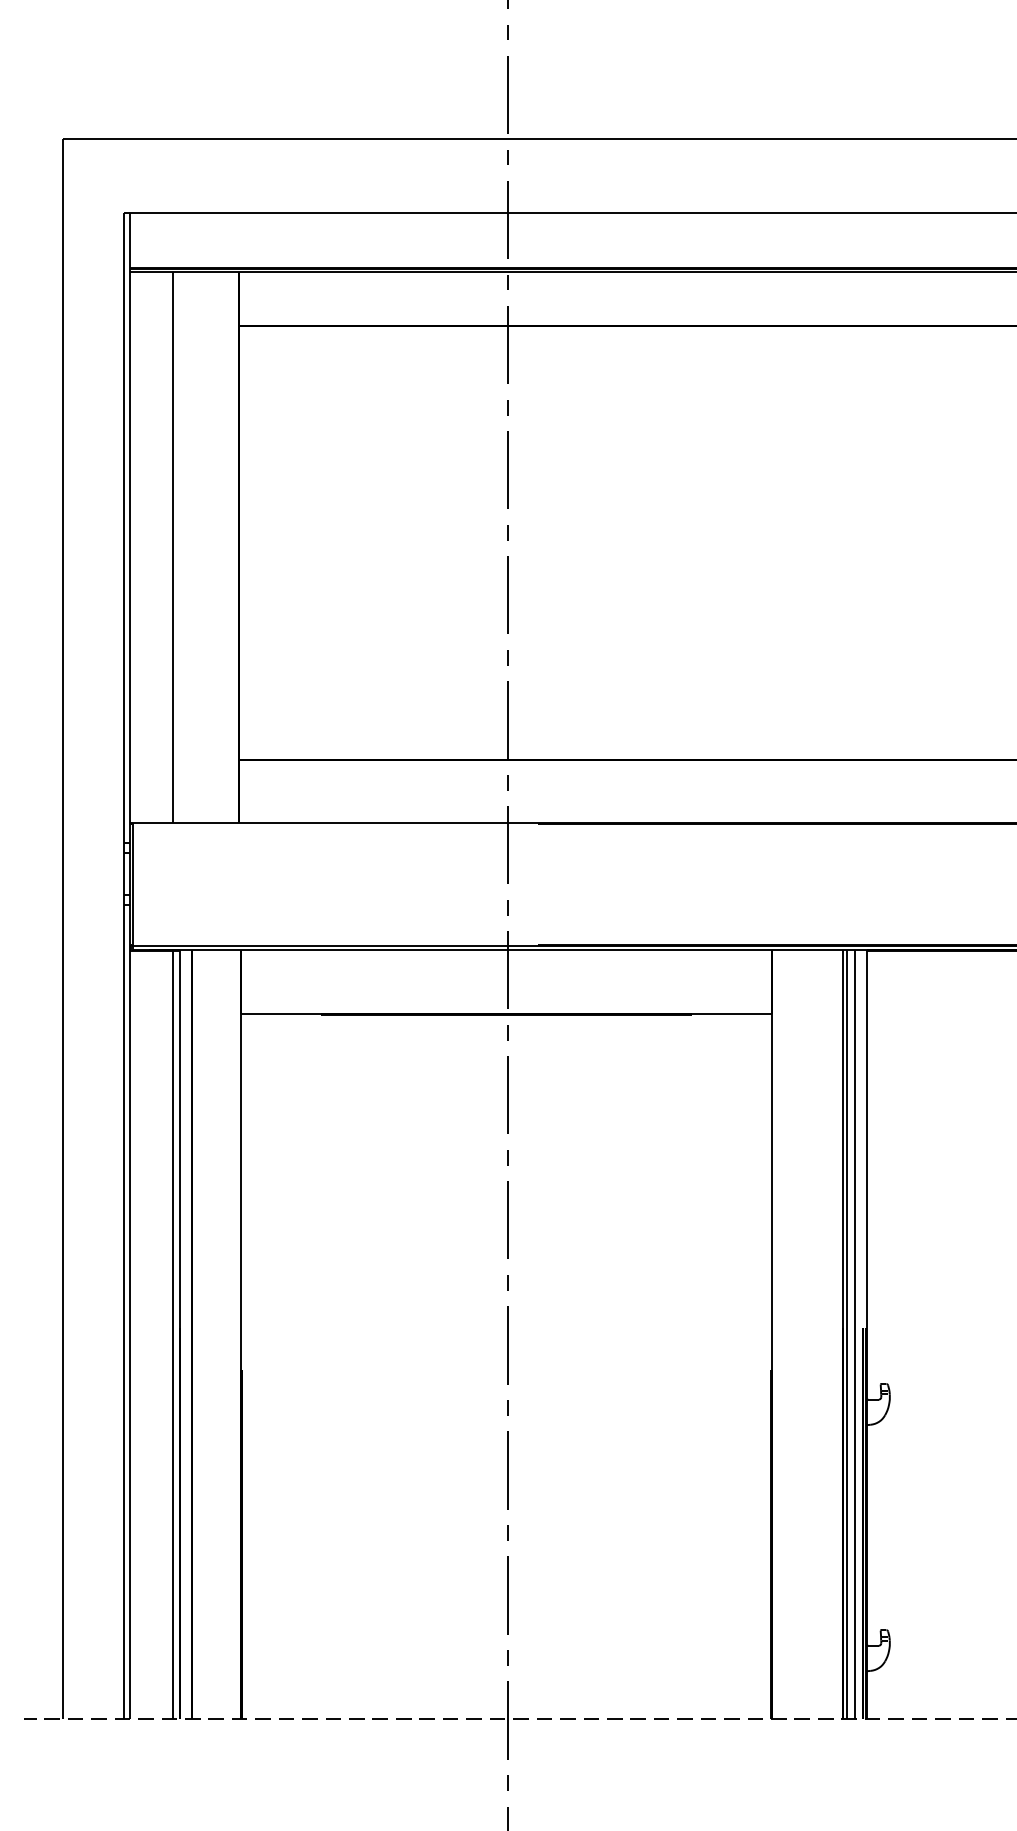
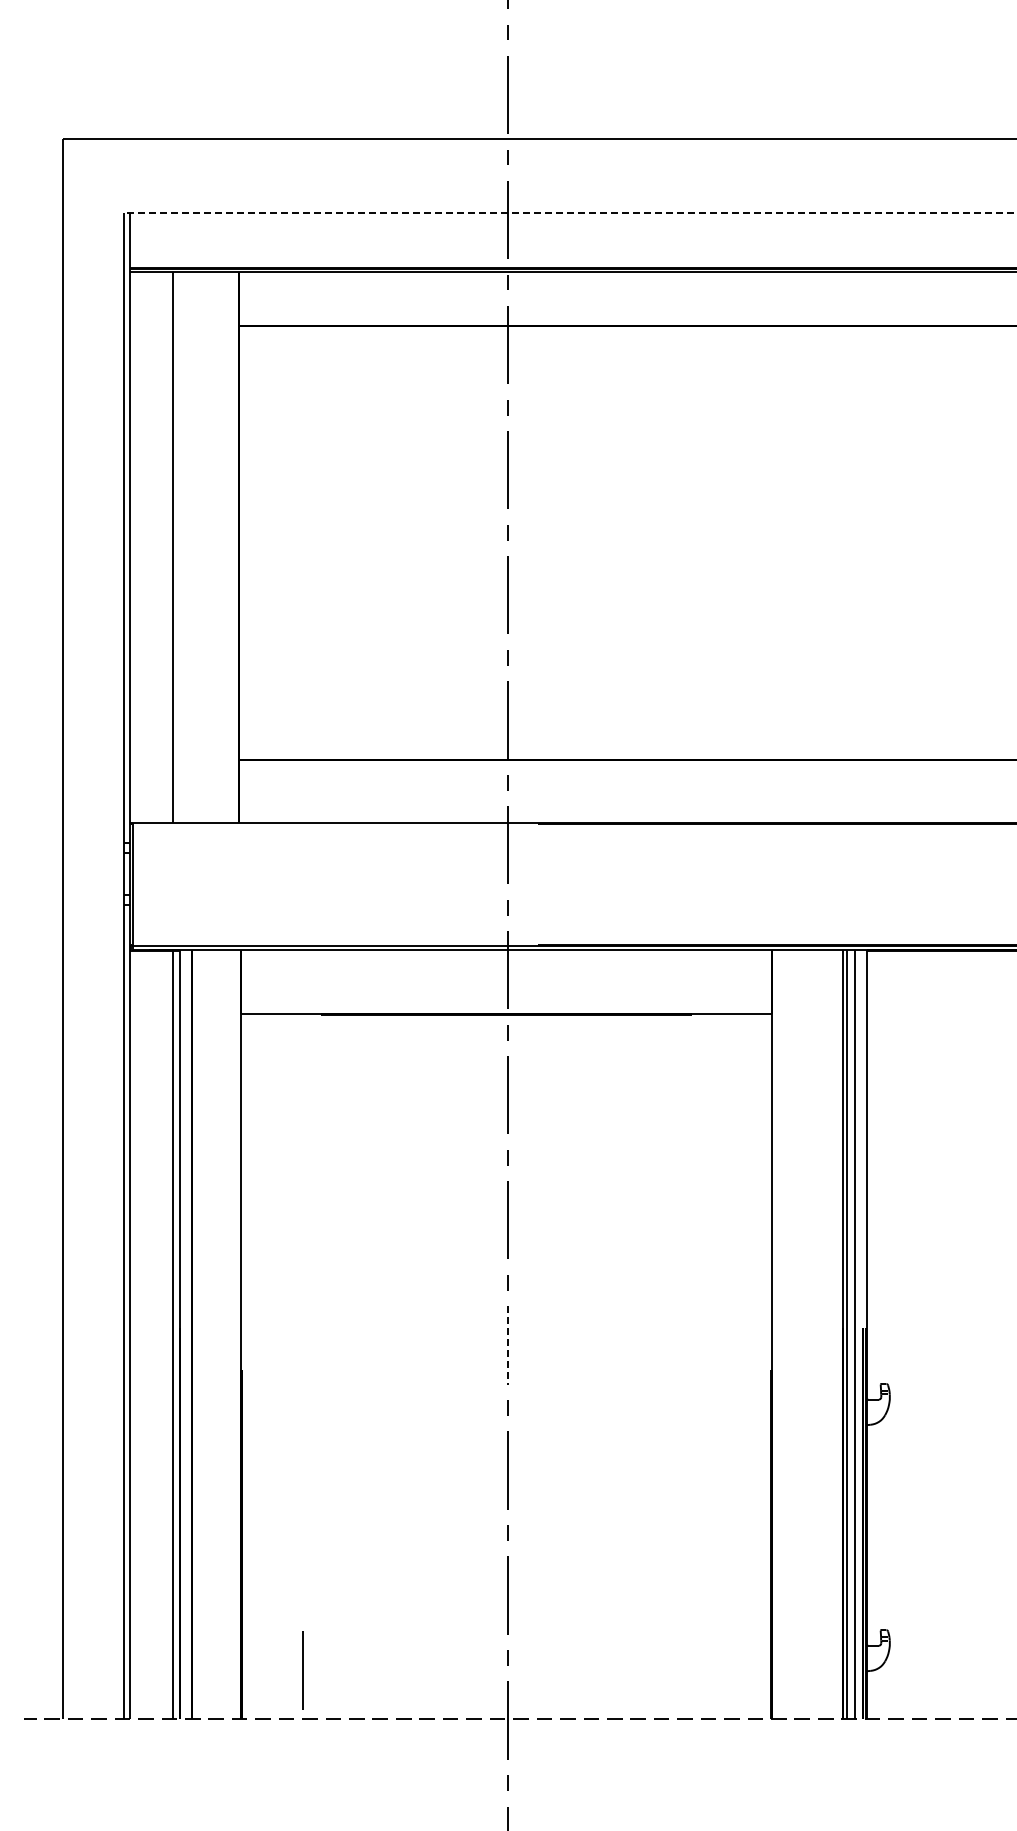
line: solid -> dashed (569, 212)
line: solid -> dashed (507, 1345)
line: none -> present (302, 1670)
